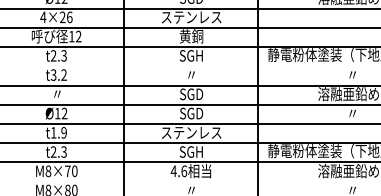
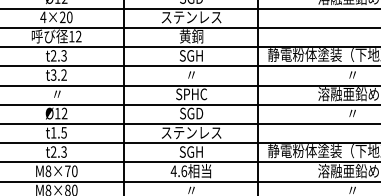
text: 4×26 -> 4×20 (69, 16)
line: none -> present (189, 66)
text: SGD -> SPHC (191, 94)
text: t1.9 -> t1.5 (63, 132)
line: none -> present (189, 181)
